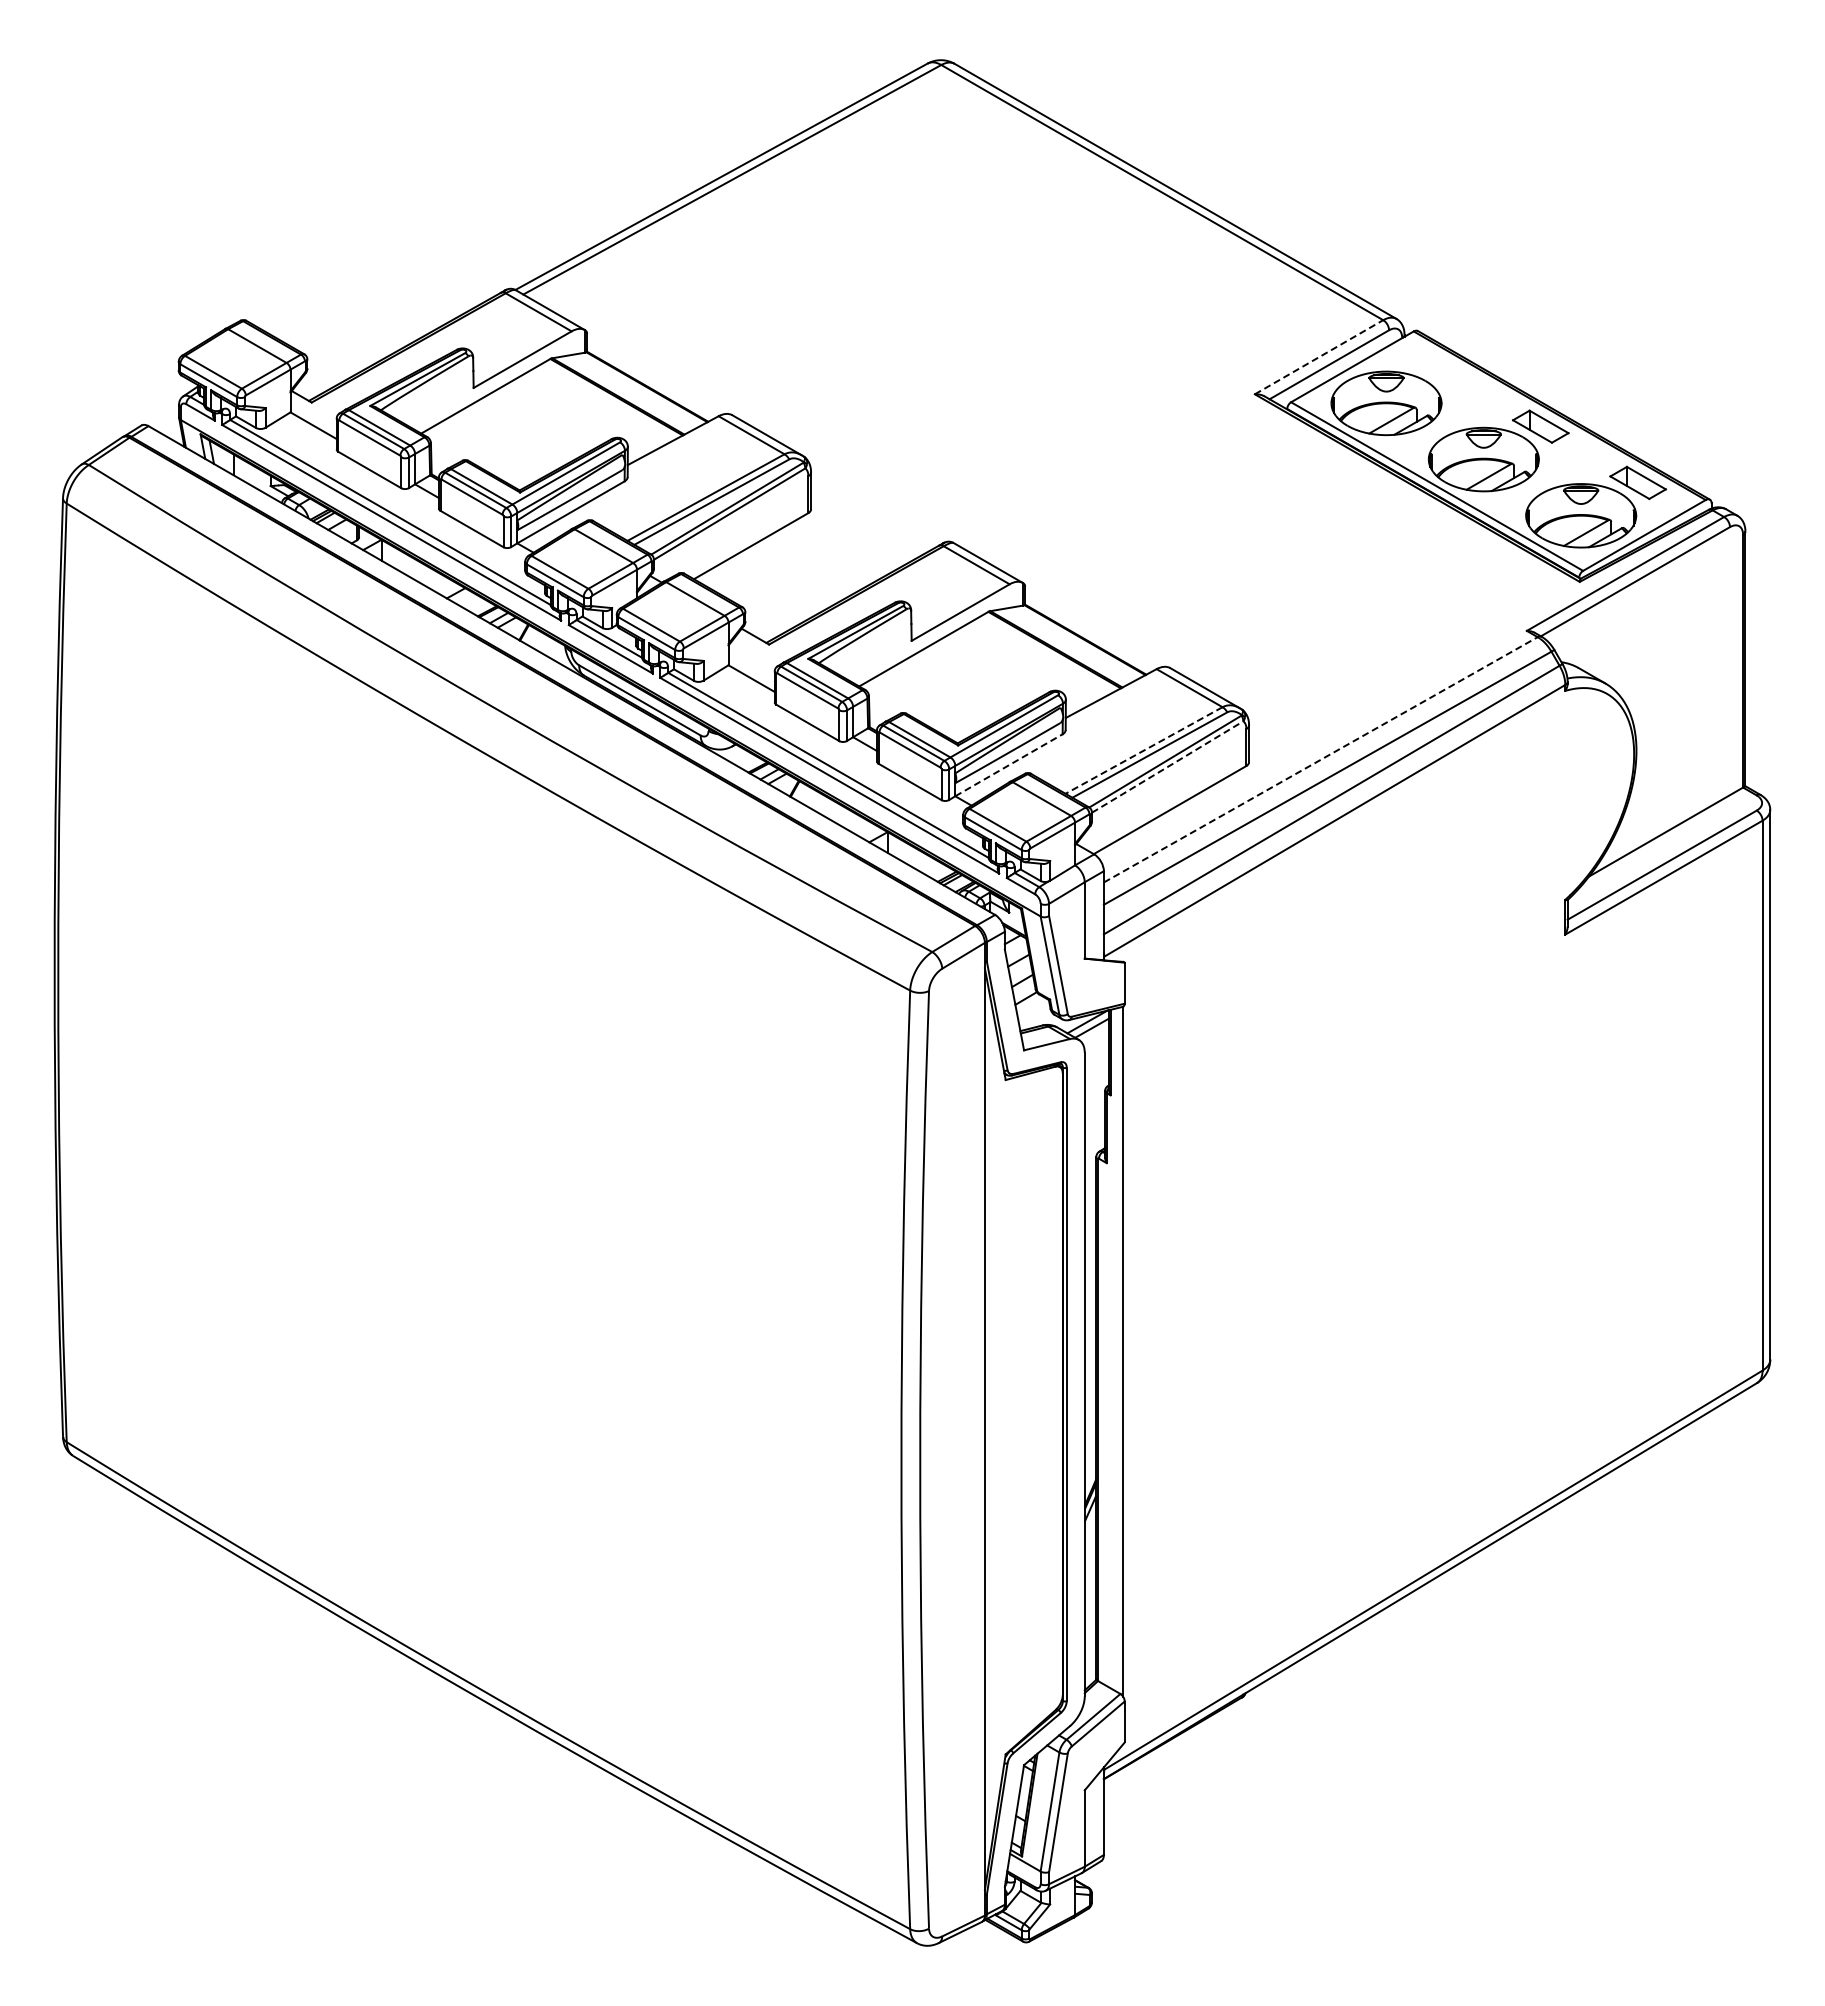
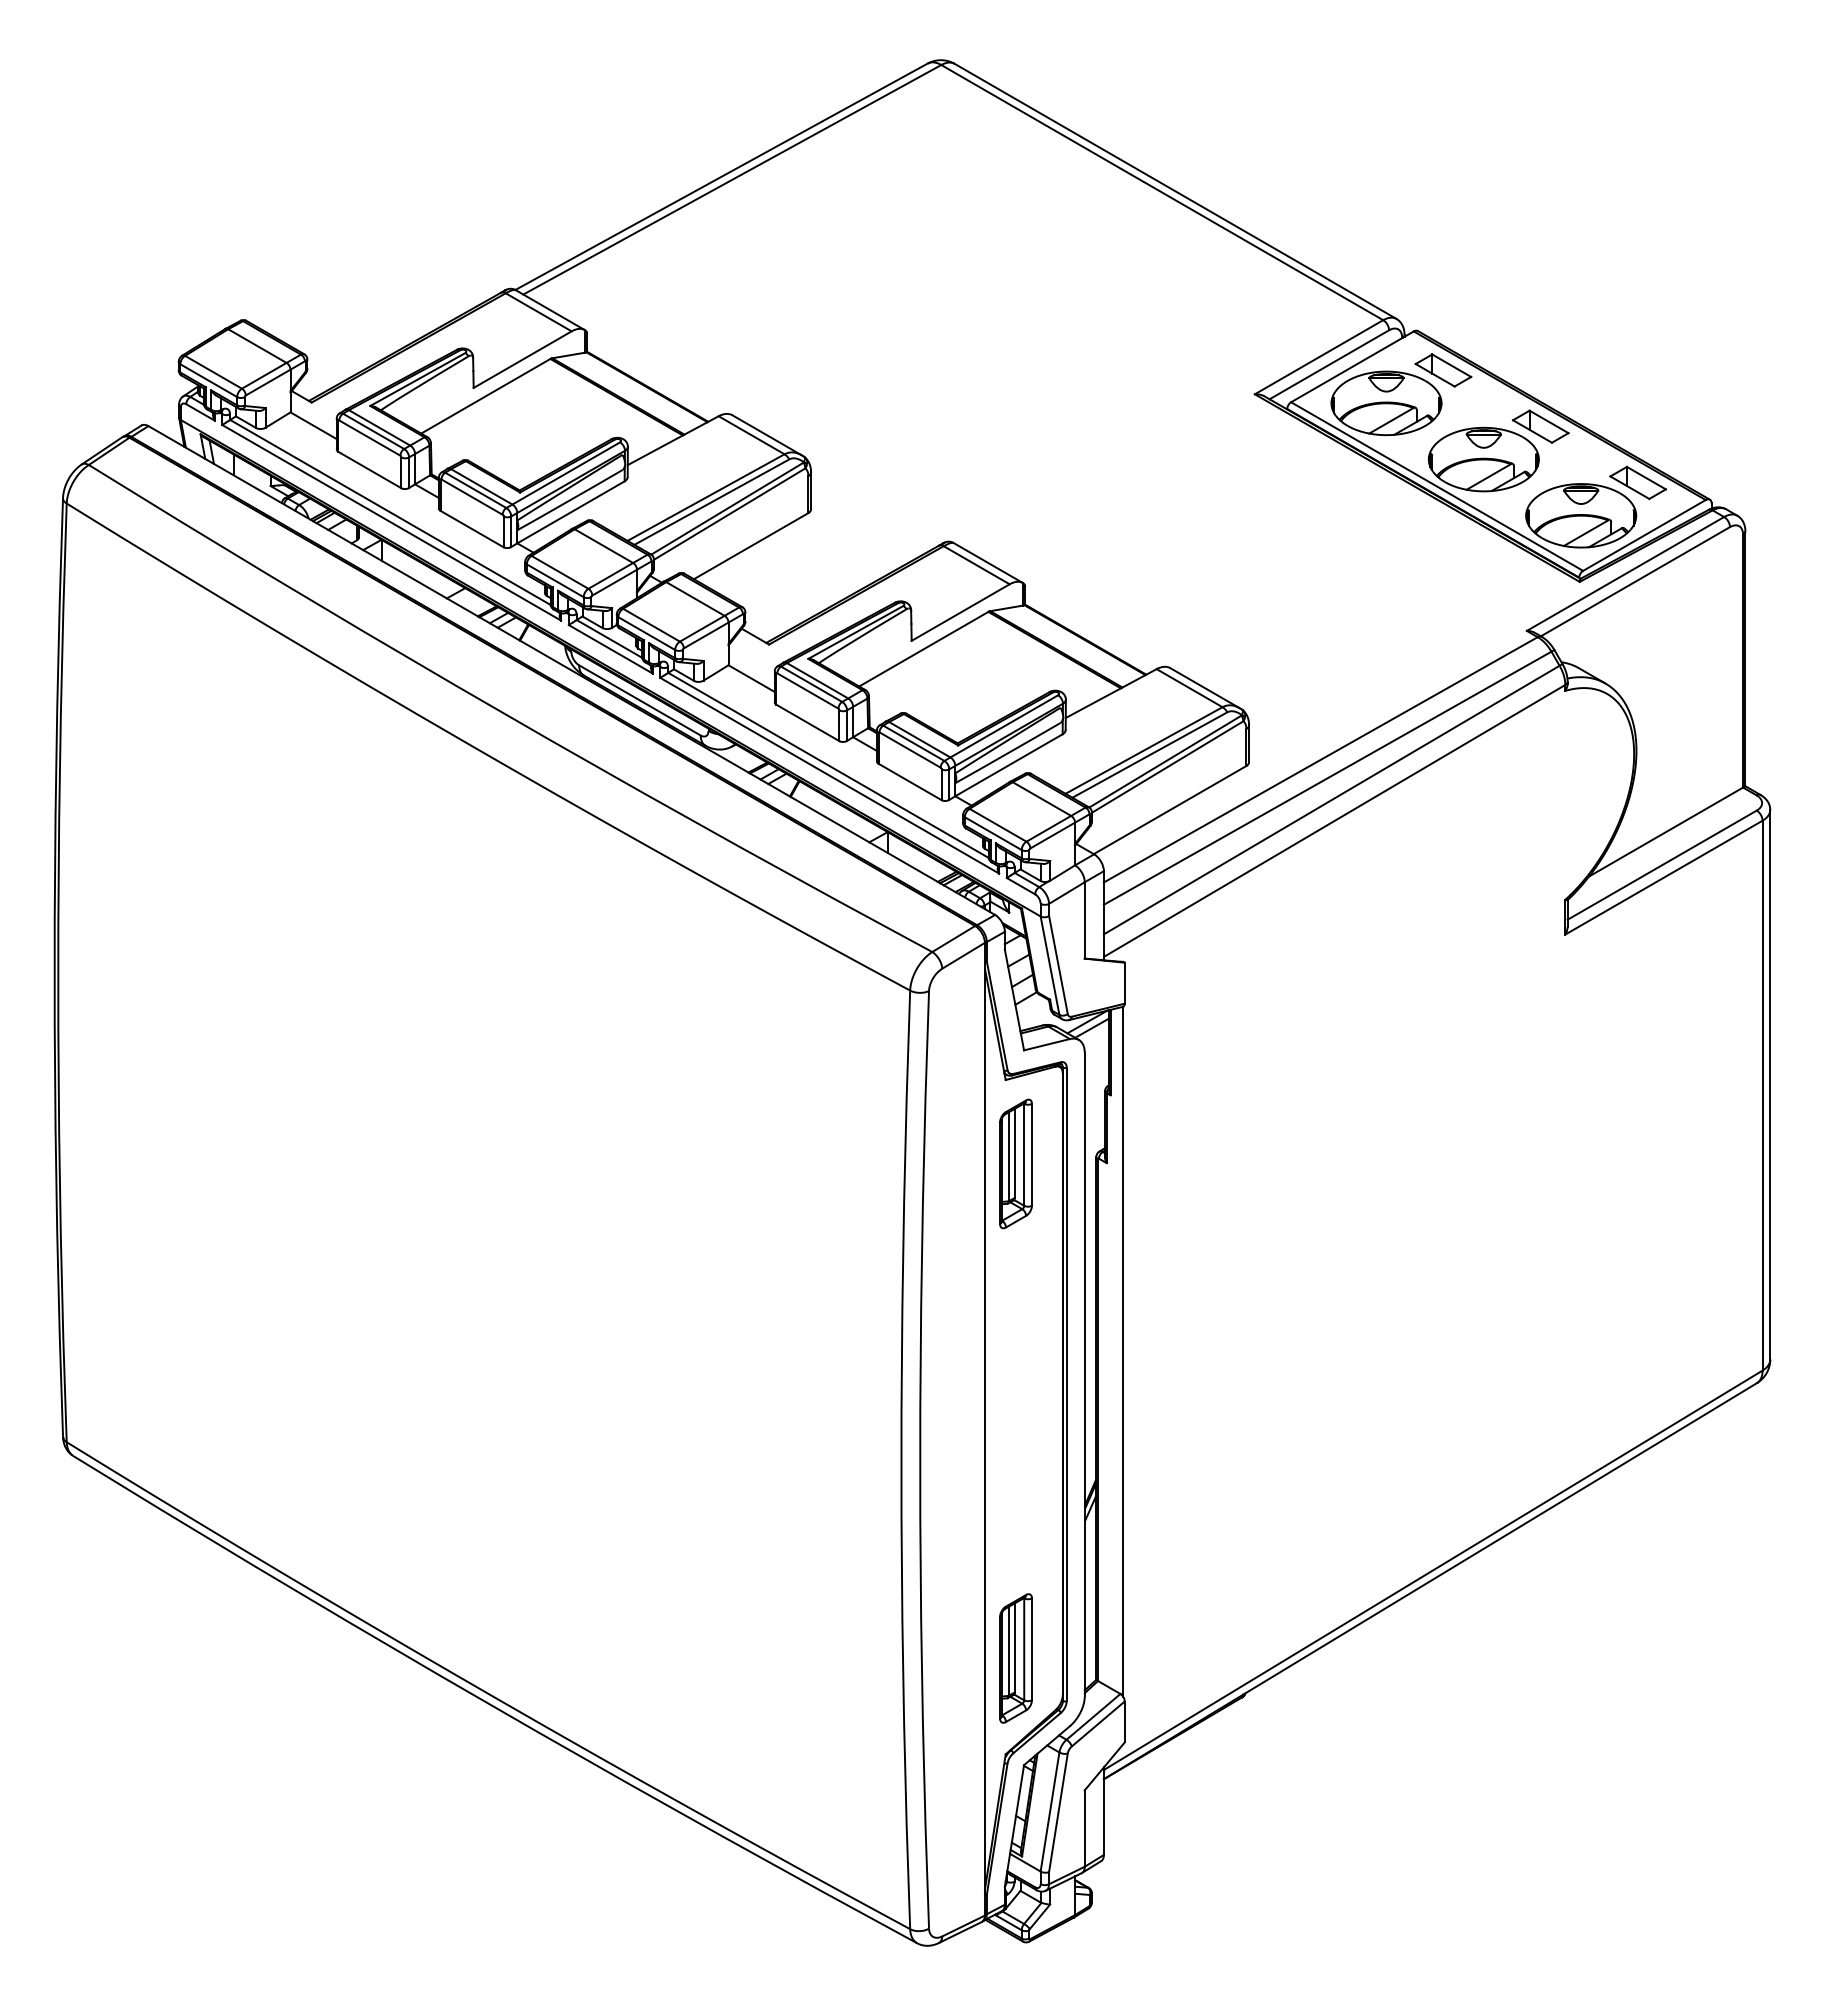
line: dashed -> solid (1319, 357)
part: none -> present (1443, 370)
line: dashed -> solid (1144, 750)
line: dashed -> solid (1321, 759)
line: dashed -> solid (1008, 765)
line: dashed -> solid (1168, 766)
part: none -> present (1015, 1163)
part: none -> present (1015, 1658)
